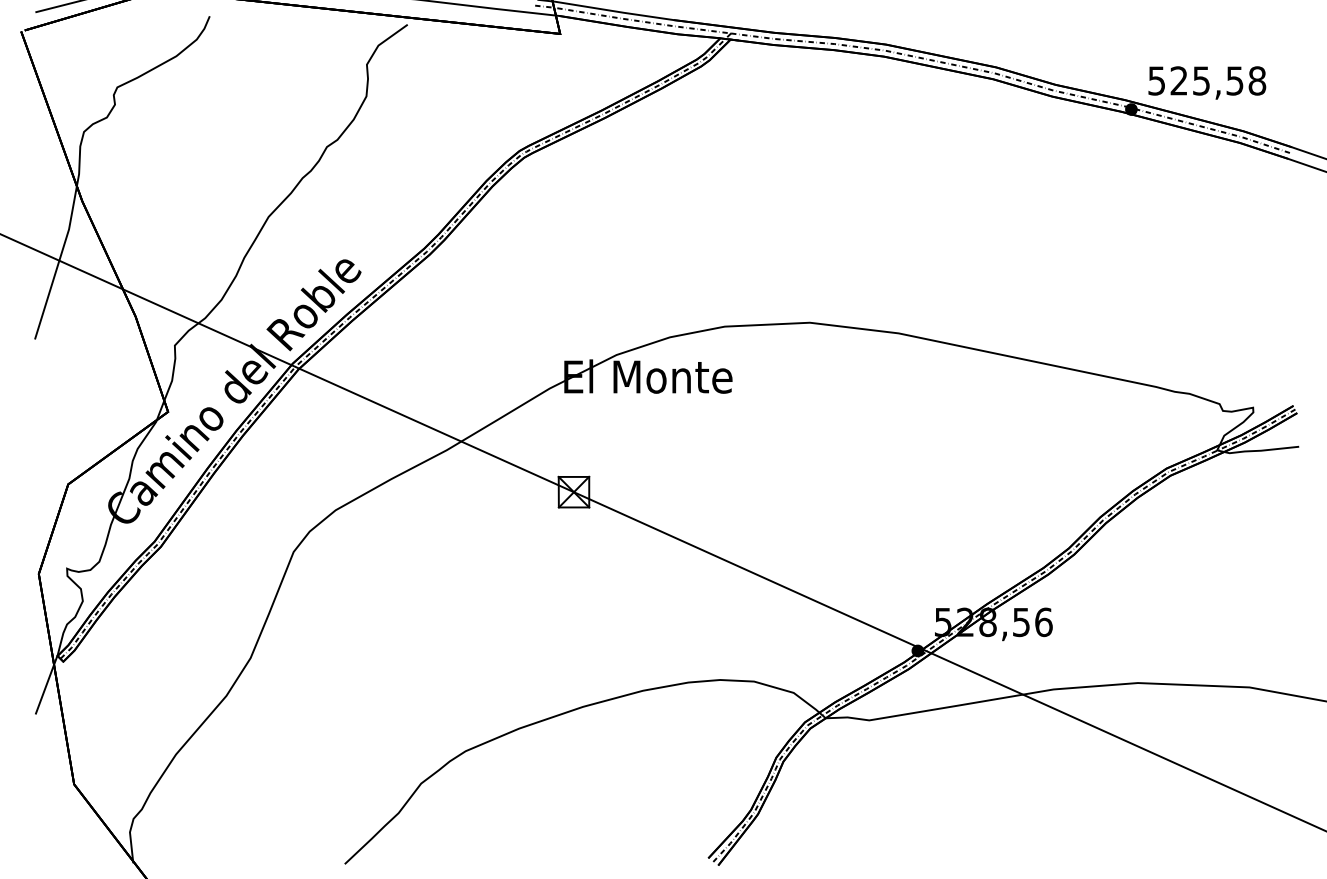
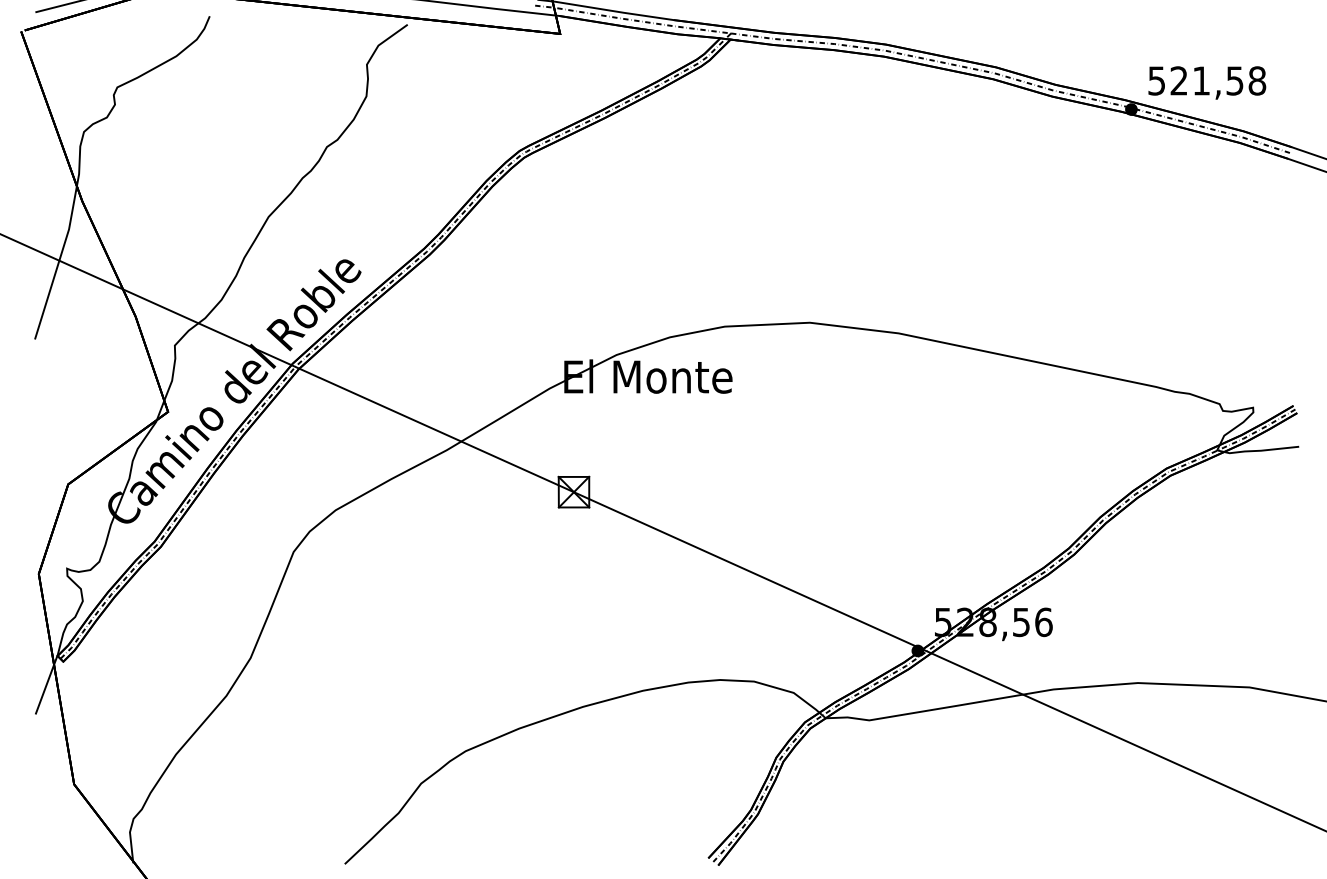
text: 525,58 -> 521,58 (1201, 80)
